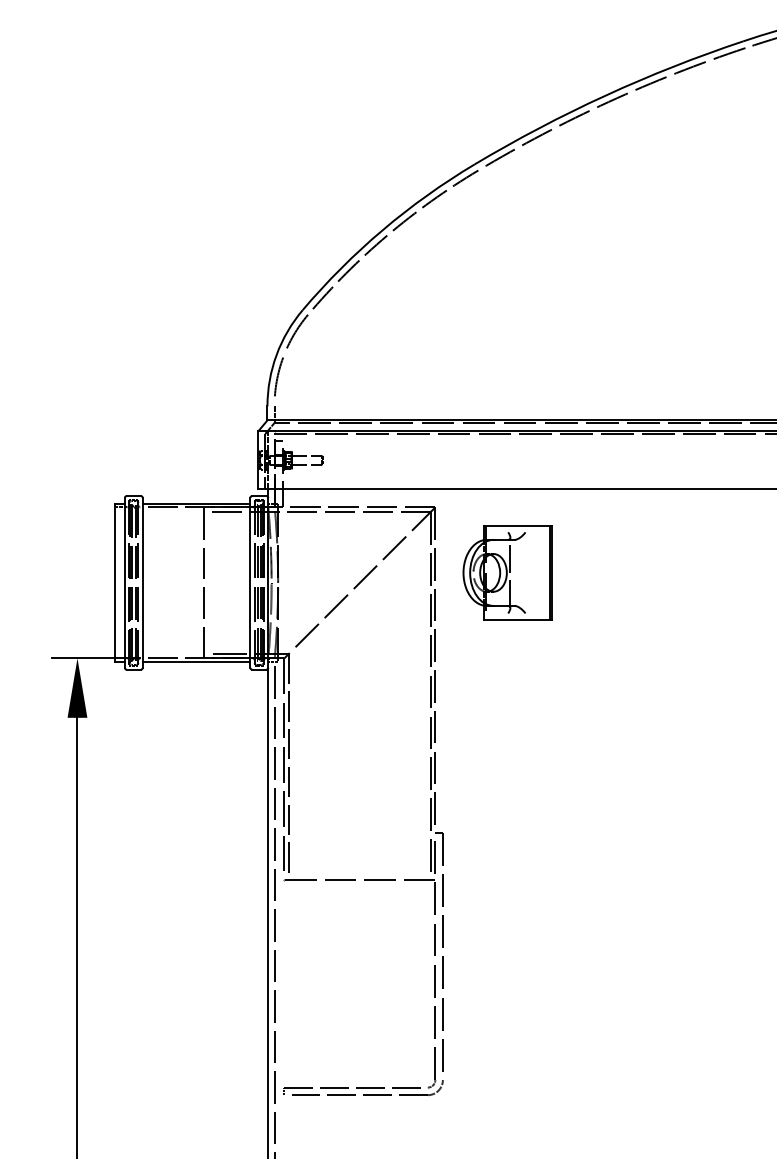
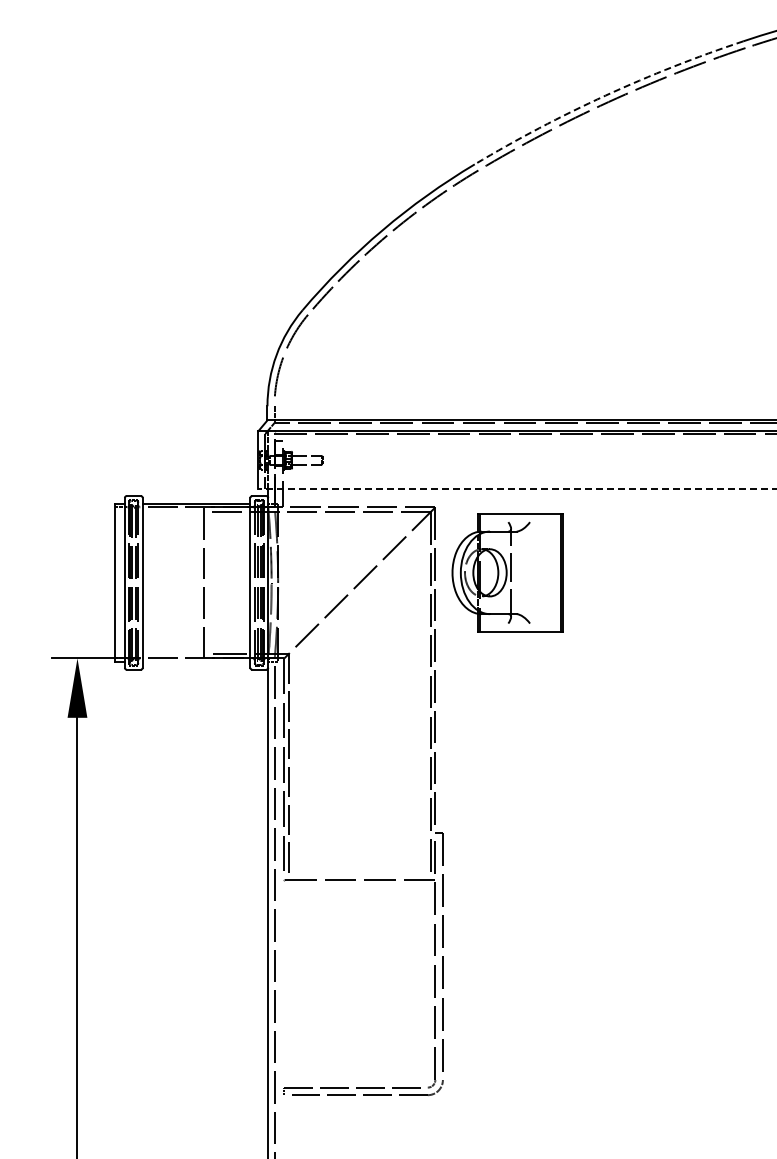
arc: solid -> dashed (605, 95)
line: solid -> dashed (517, 488)
part size: 91x96 px -> 113x120 px (507, 572)
line: present -> none (196, 662)
